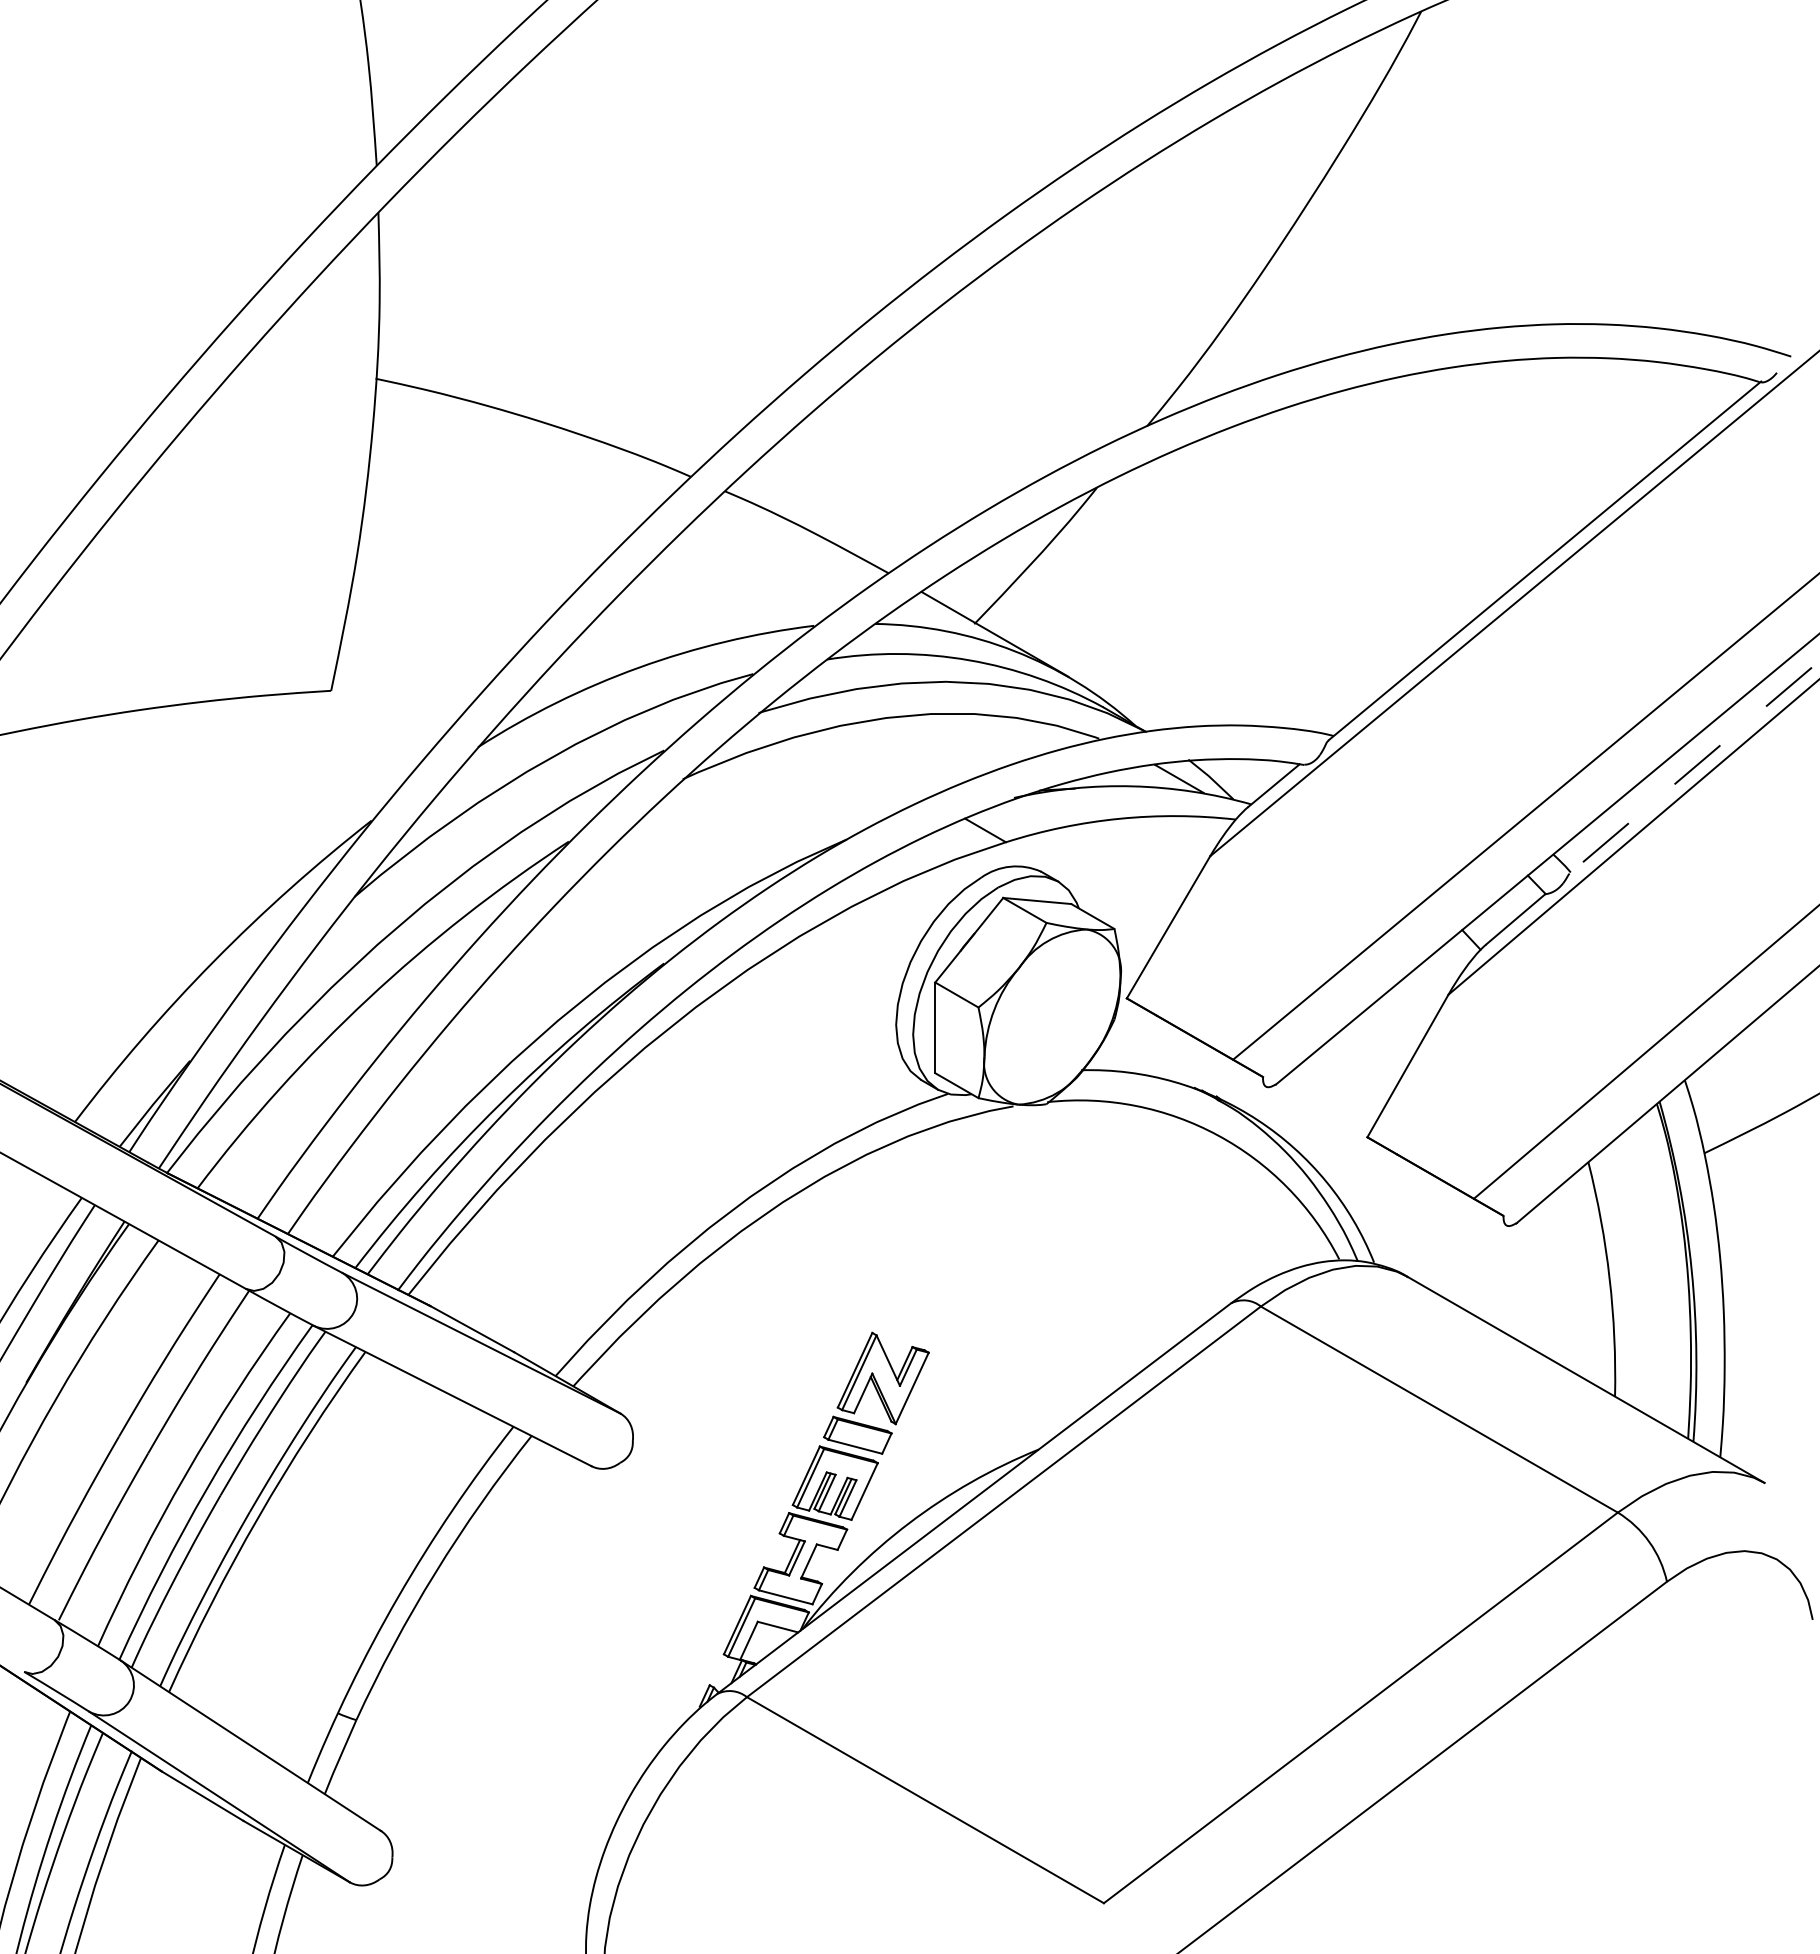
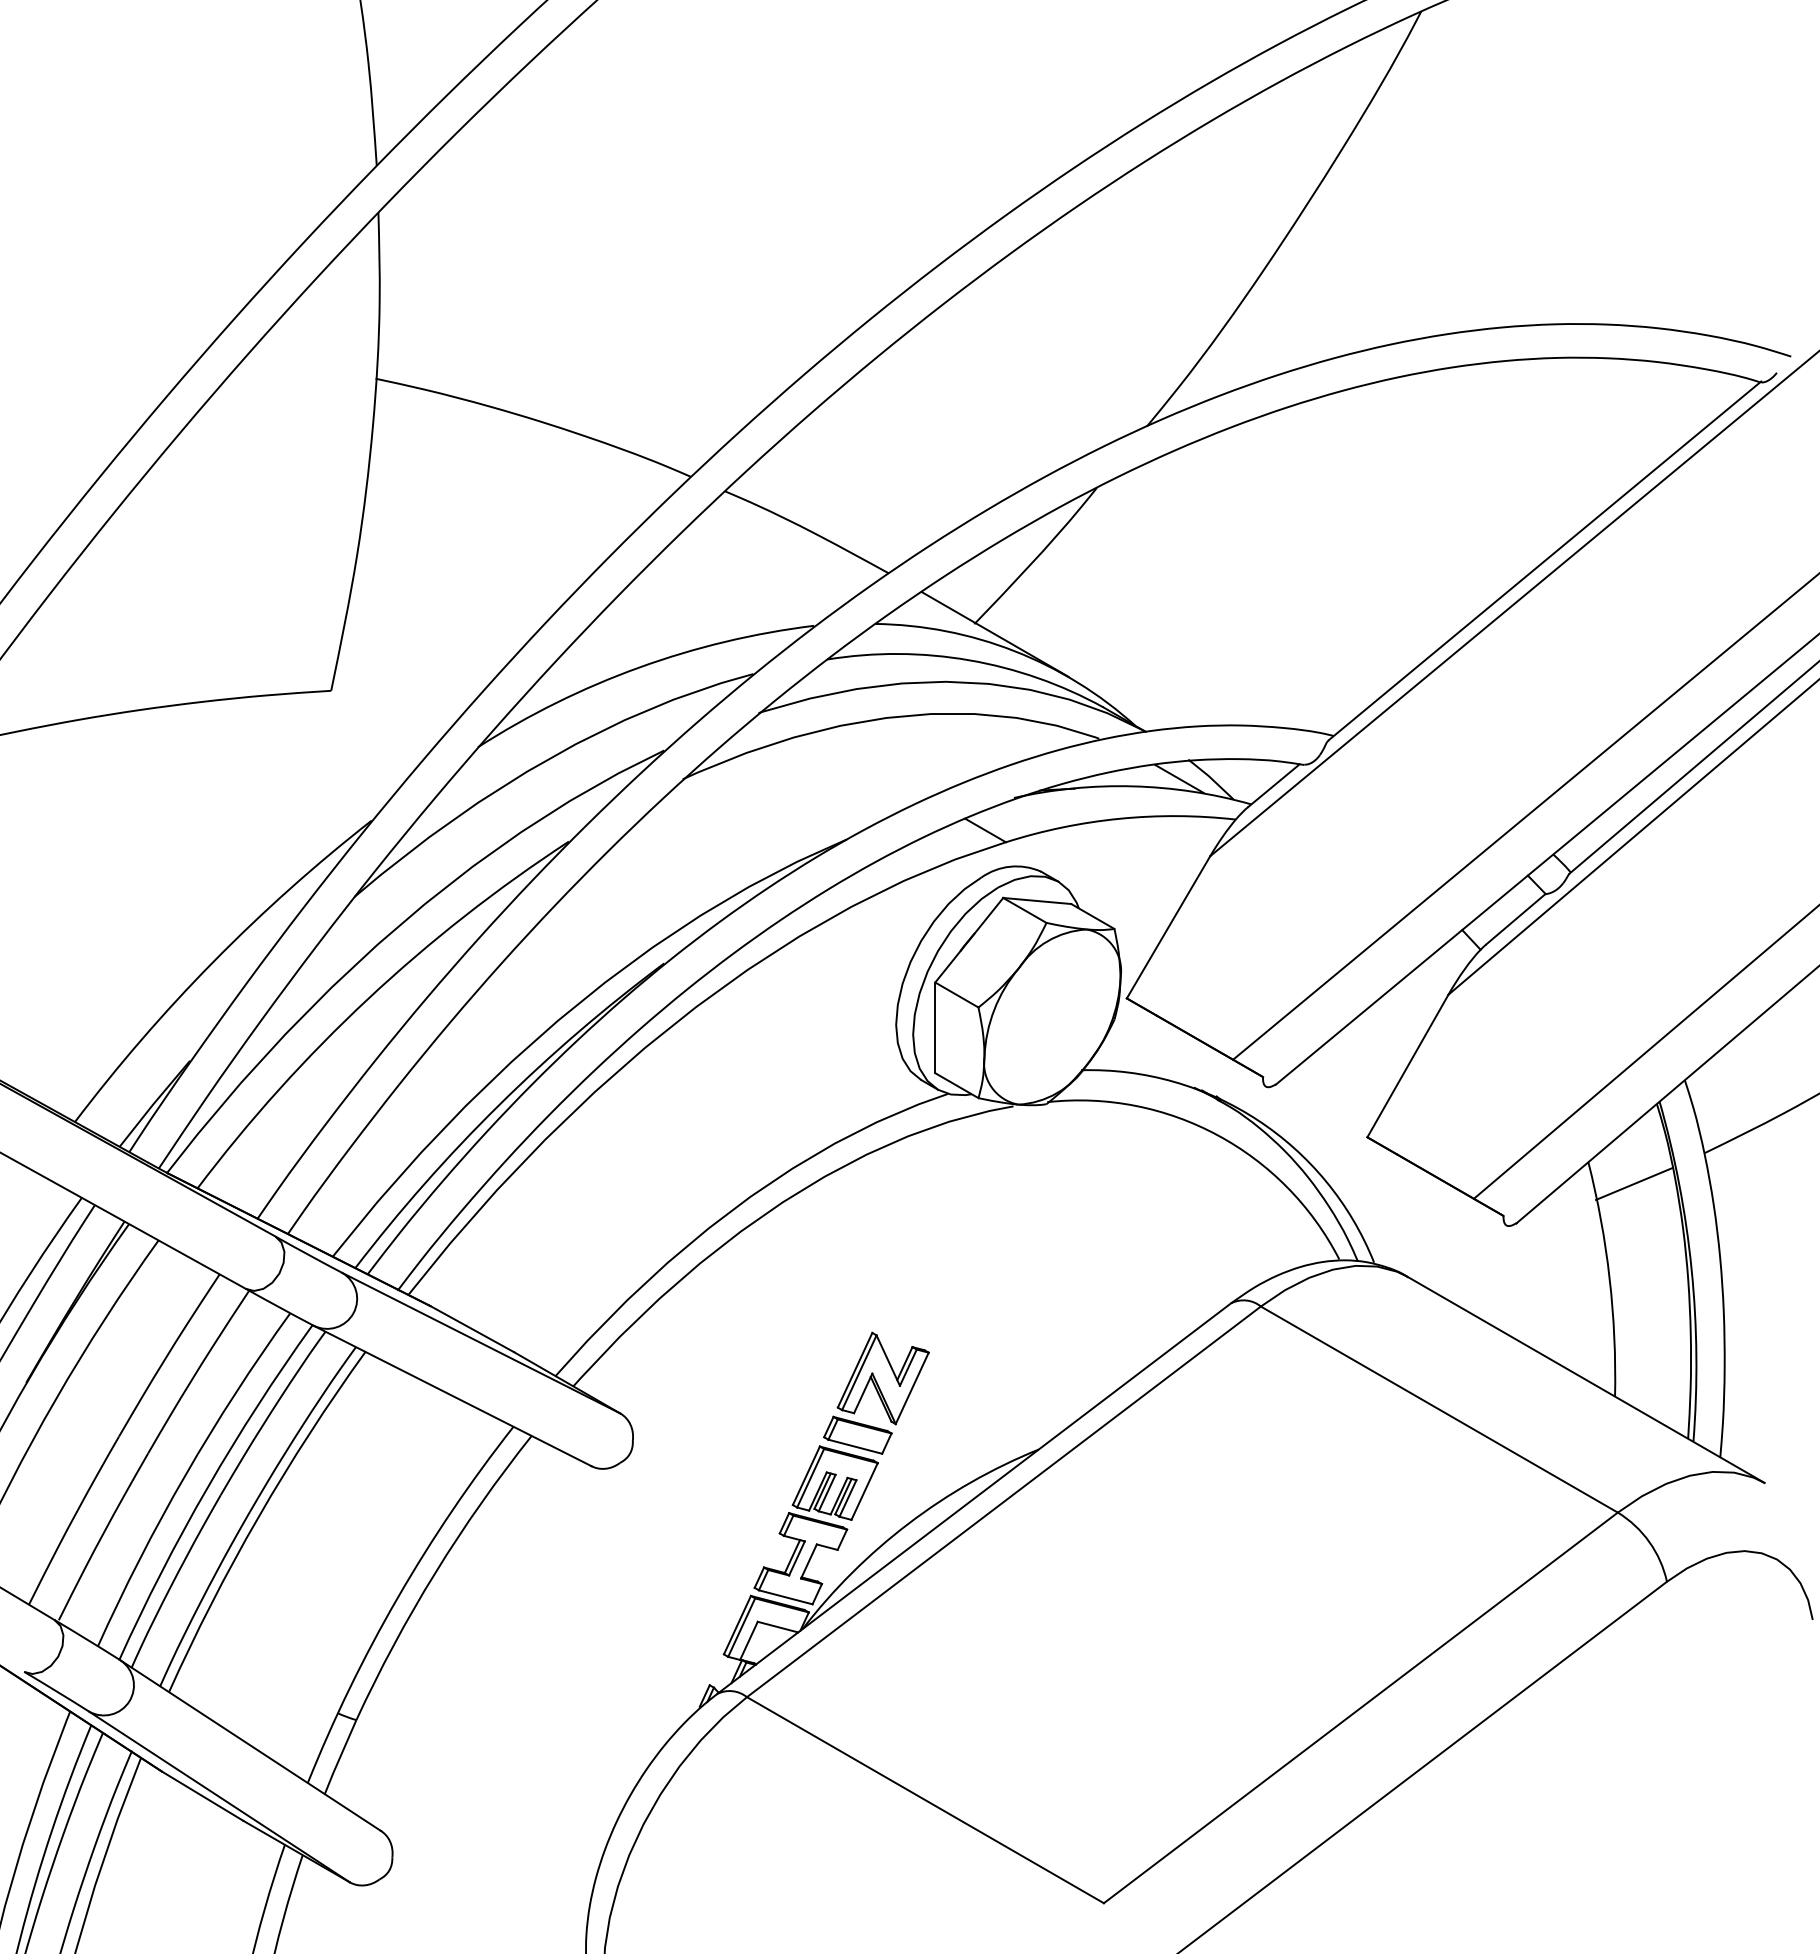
line: dashed -> solid (1694, 767)
line: none -> present (1634, 1183)
